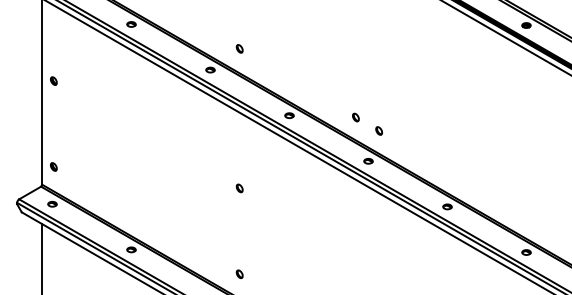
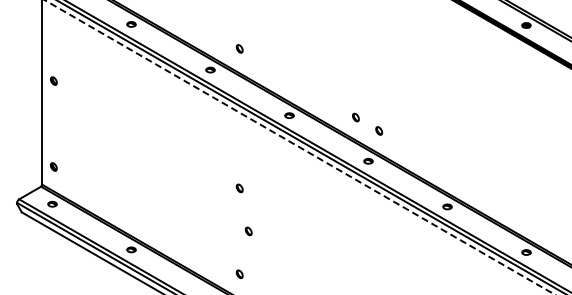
line: present -> none (506, 38)
line: solid -> dashed (300, 147)
part: none -> present (248, 231)
line: present -> none (42, 257)
